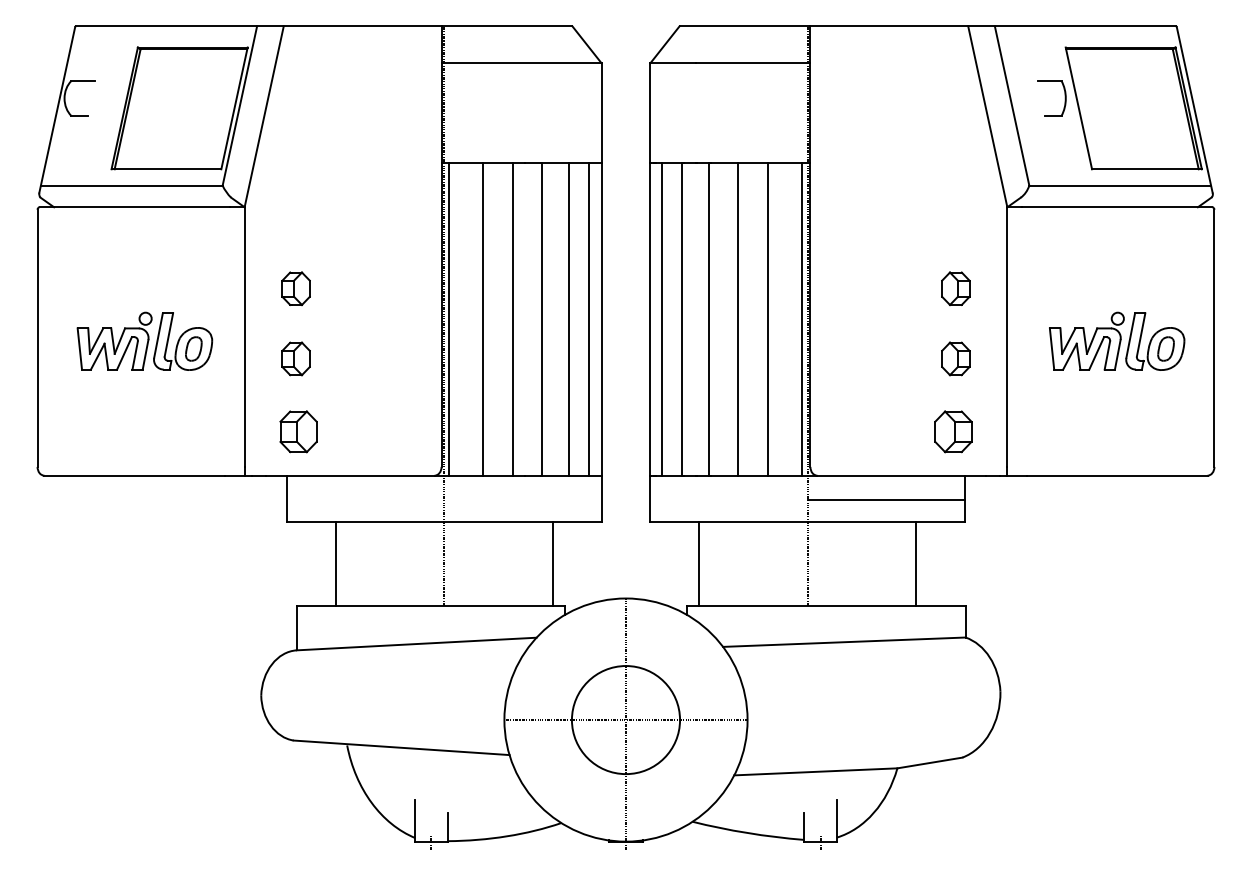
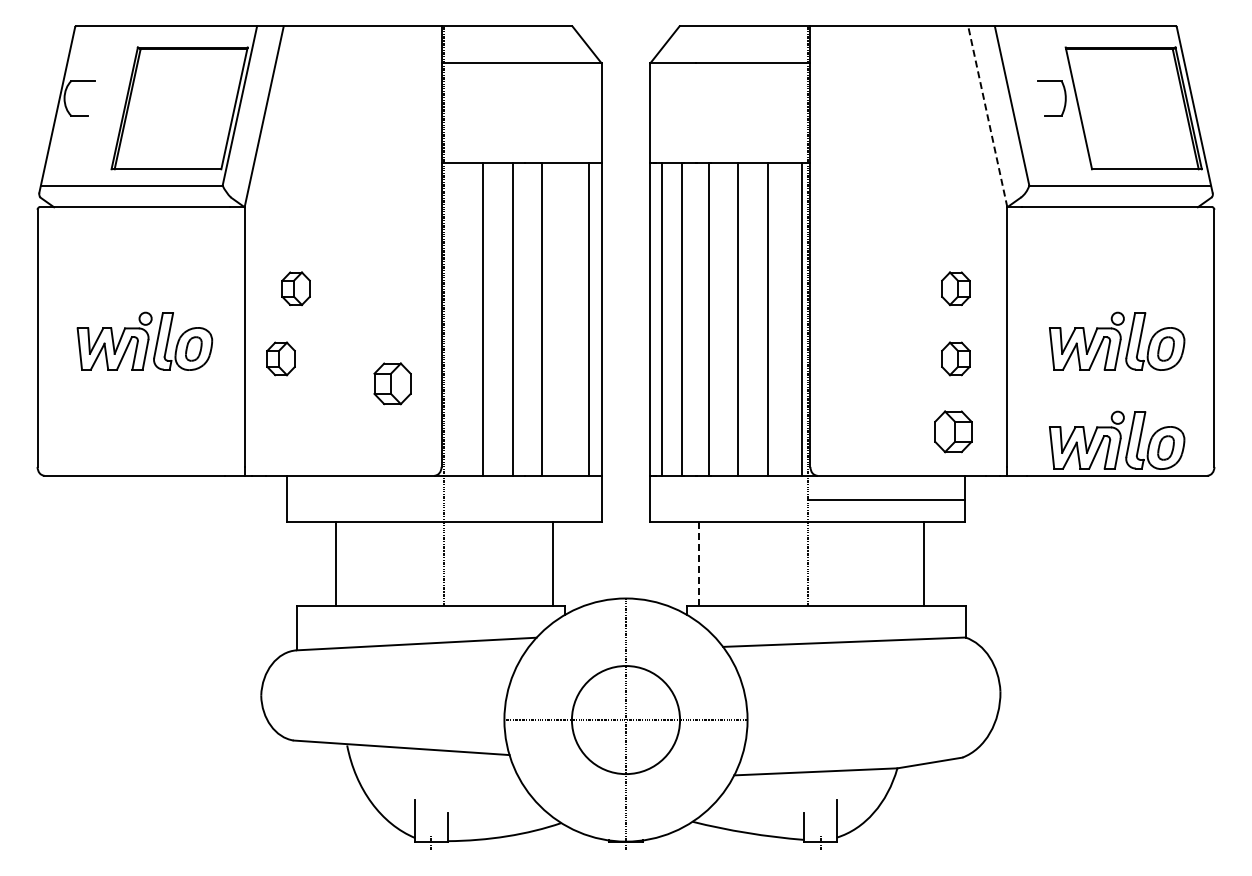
line: solid -> dashed (987, 116)
line: present -> none (448, 318)
line: present -> none (568, 318)
part position: (295, 358) -> (280, 358) (280, 358)
part position: (298, 431) -> (392, 383) (392, 383)
part: none -> present (1117, 439)
line: solid -> dashed (698, 563)
line position: (916, 563) -> (924, 563) (924, 563)
